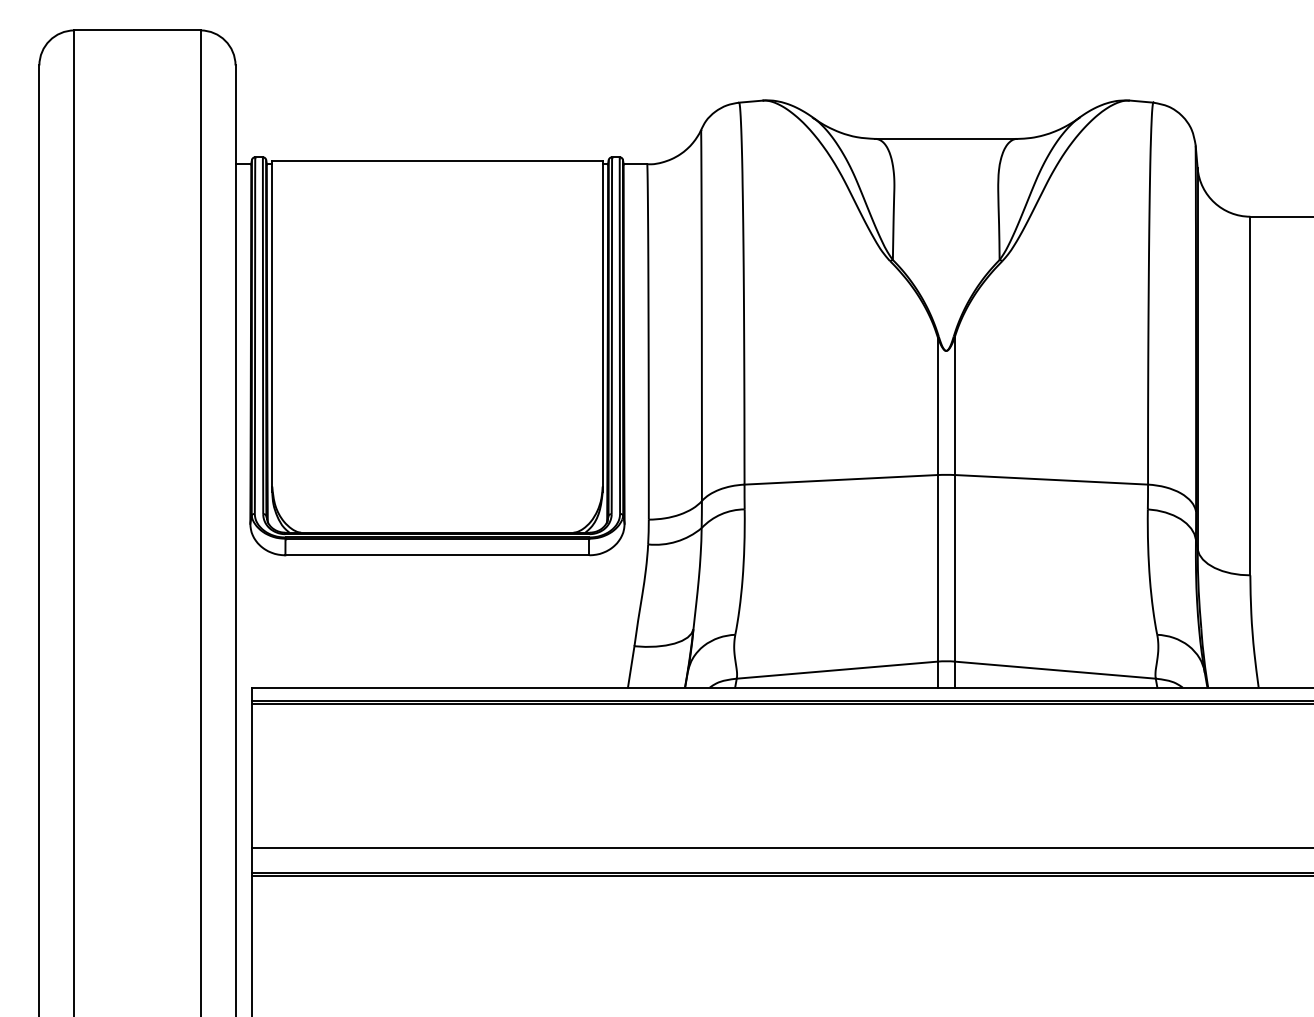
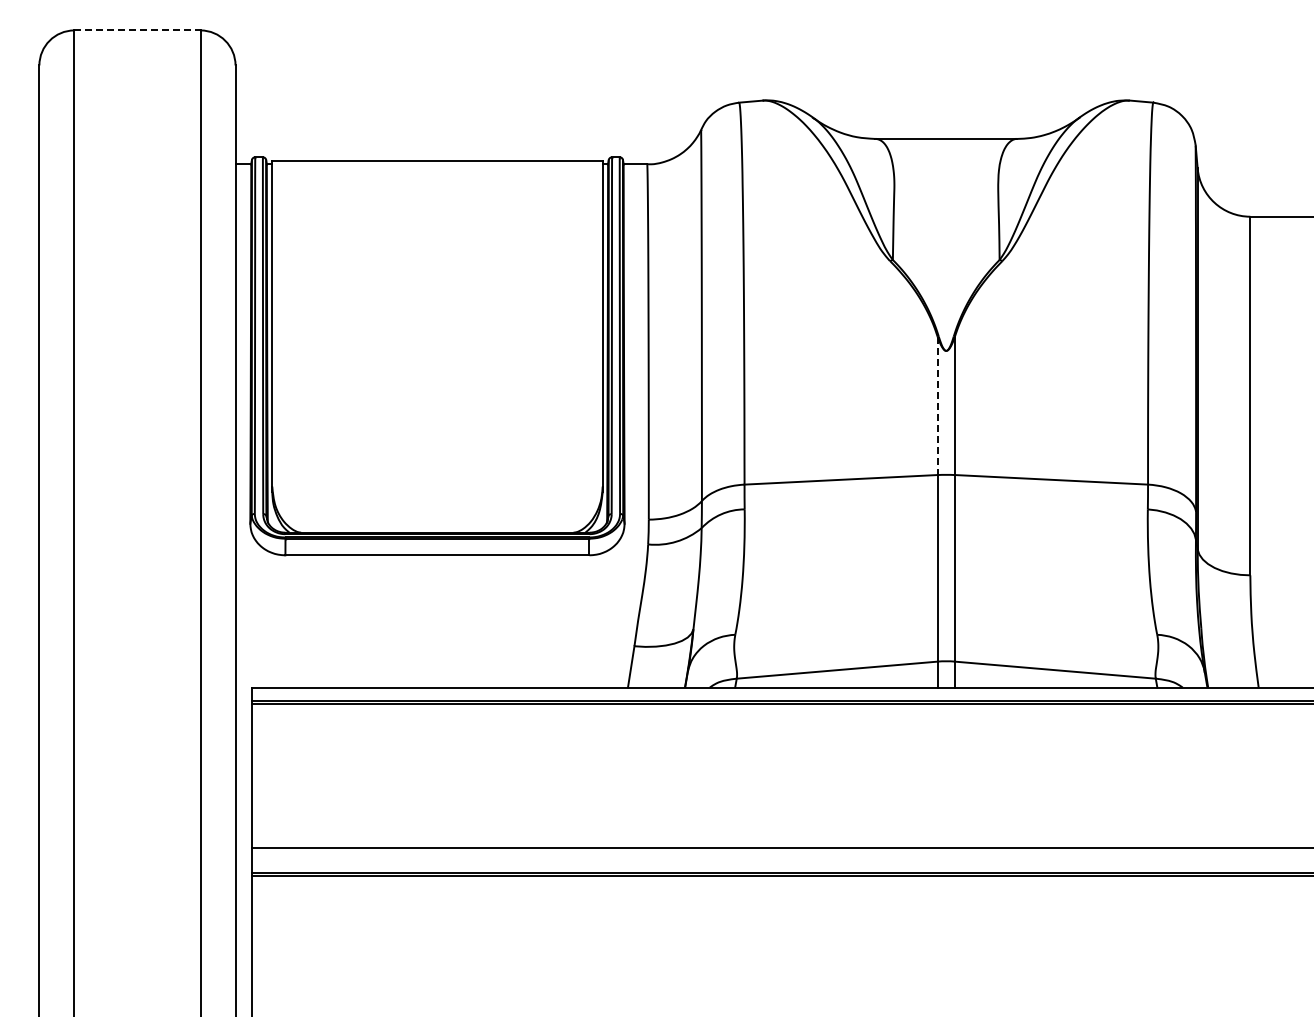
line: solid -> dashed (137, 30)
line: solid -> dashed (937, 406)
